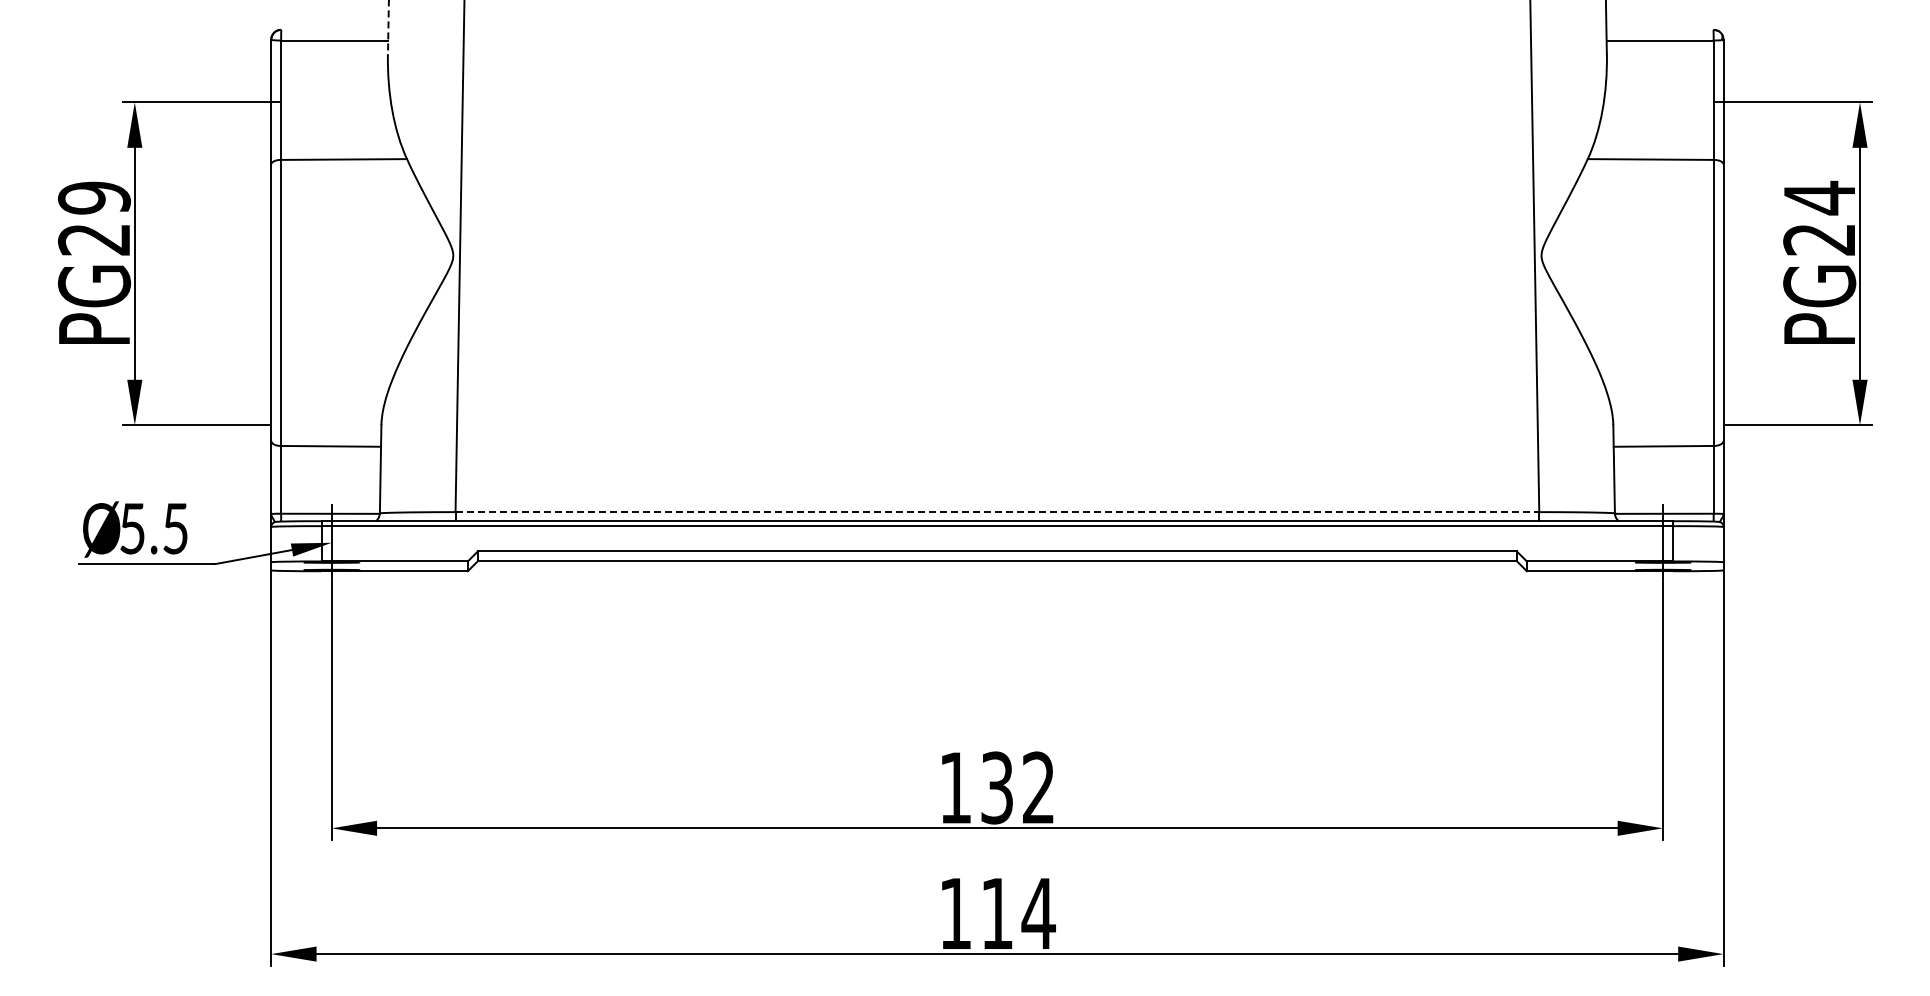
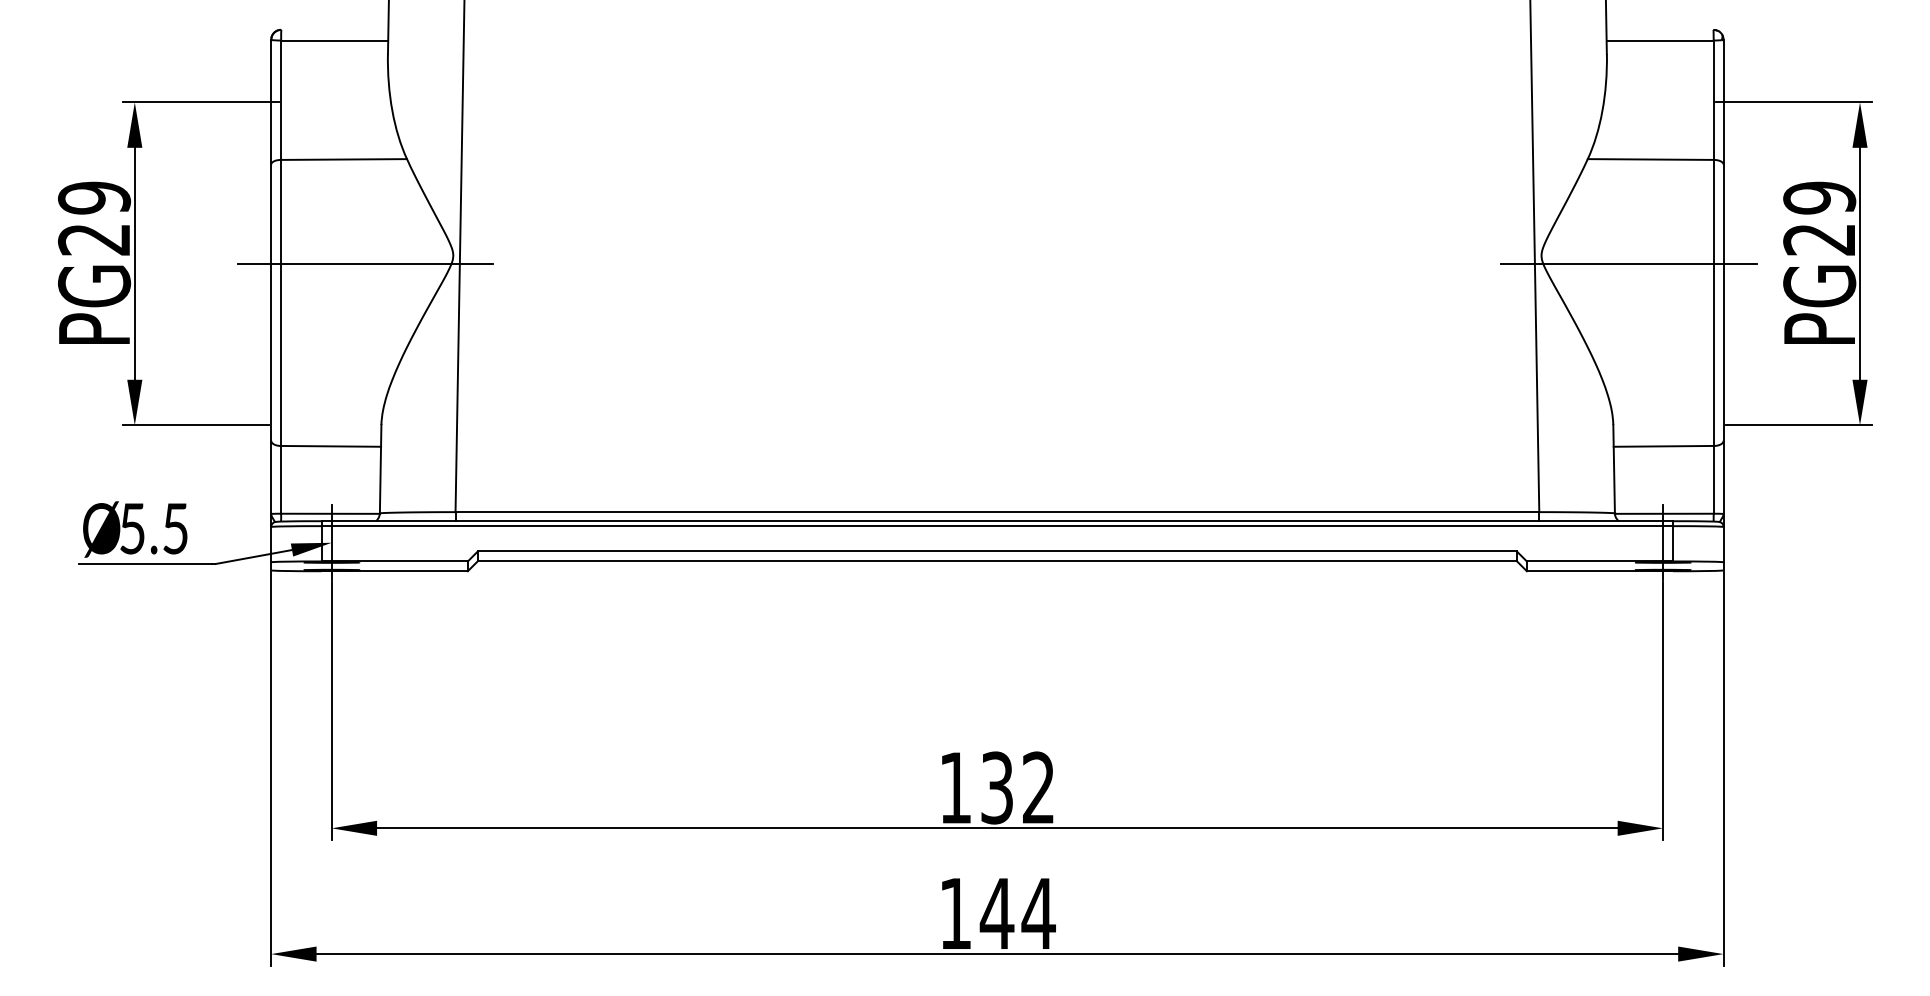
line: dashed -> solid (388, 27)
text: PG24 -> PG29 (1819, 197)
line: none -> present (365, 263)
line: none -> present (1629, 263)
line: dashed -> solid (997, 512)
text: 114 -> 144 (996, 913)
